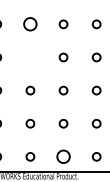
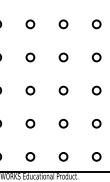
circle size: 15x15 px -> 11x11 px (30, 24)
circle: none -> present (30, 57)
circle size: 15x15 px -> 11x10 px (63, 156)
